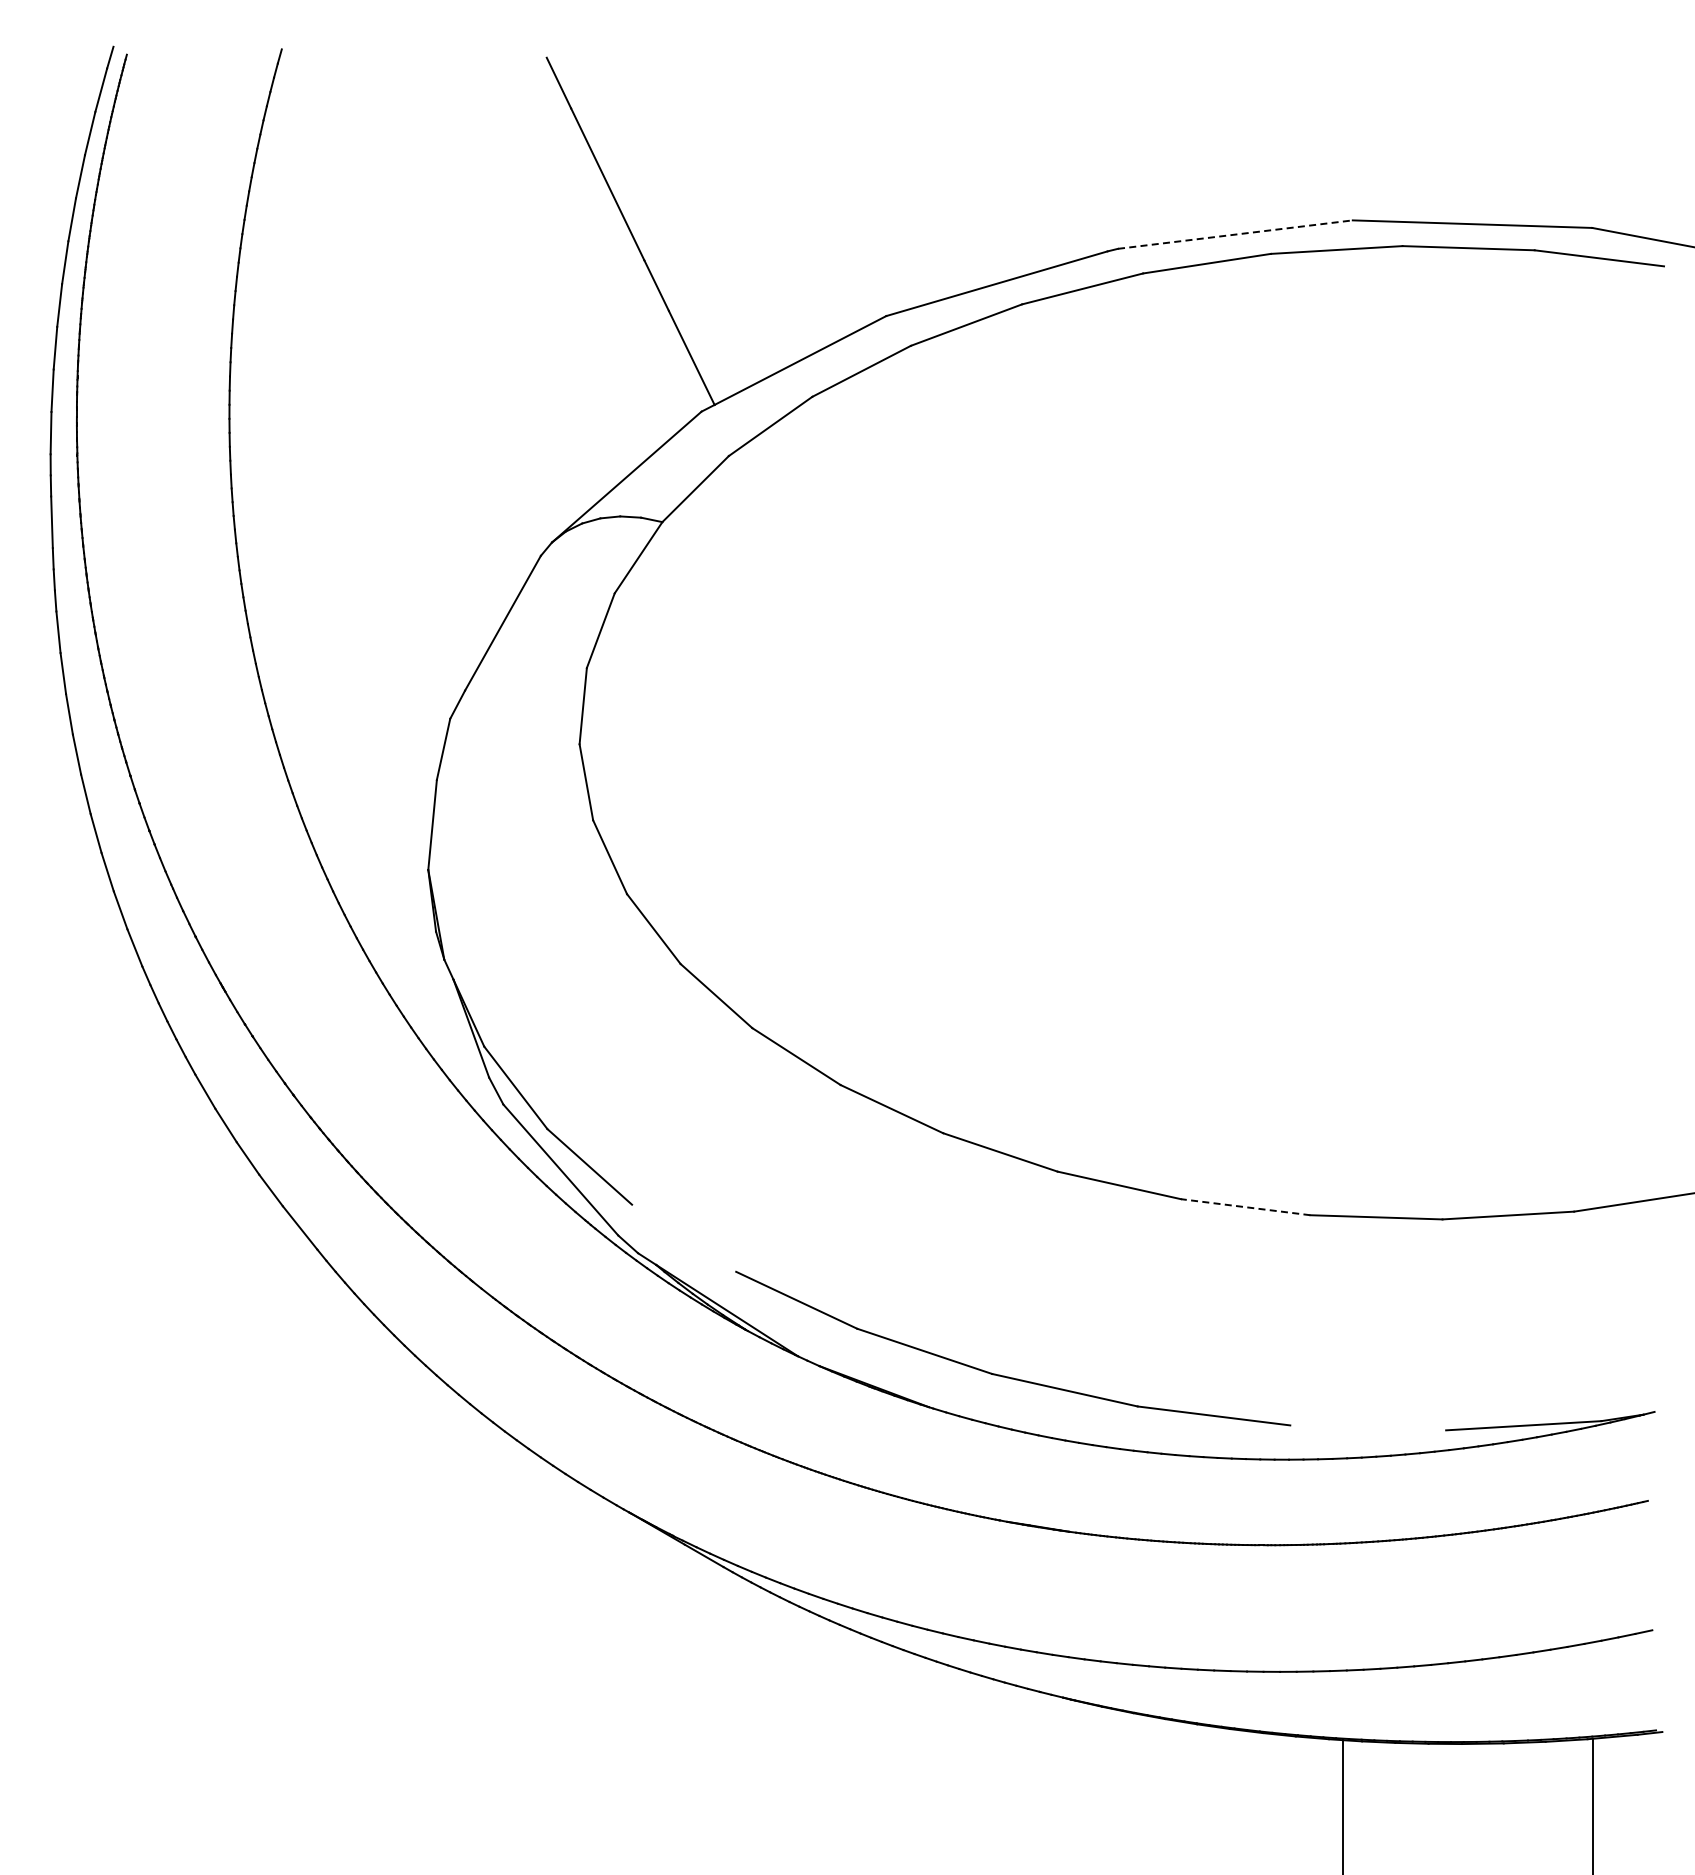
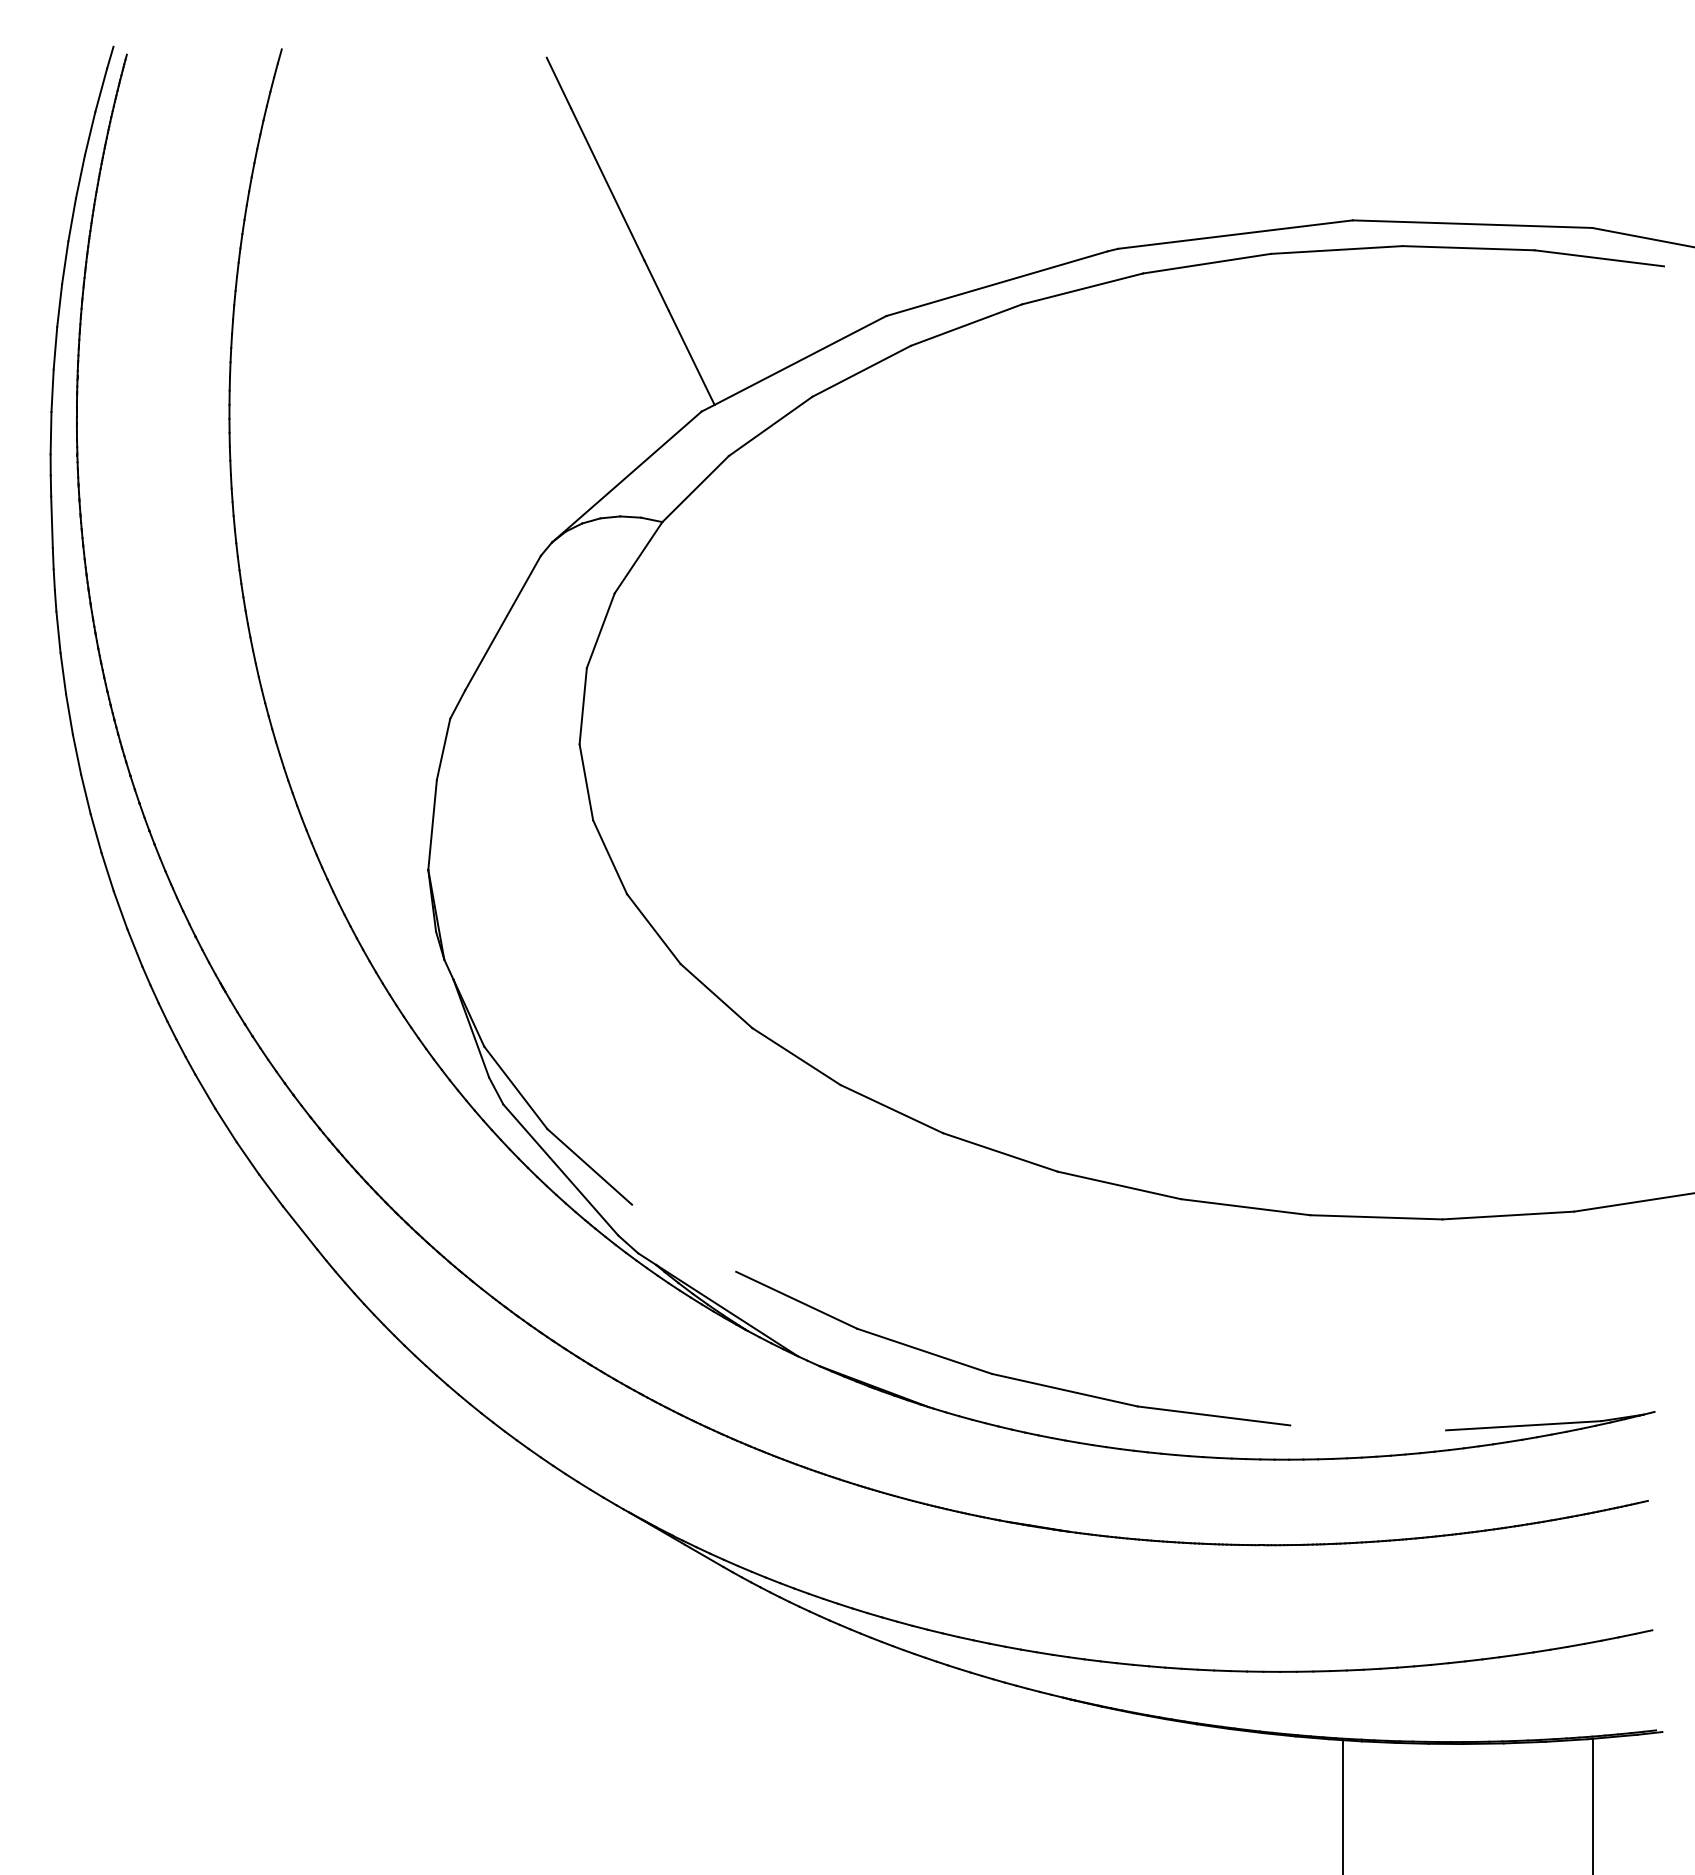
line: dashed -> solid (1235, 234)
line: dashed -> solid (1245, 1207)
